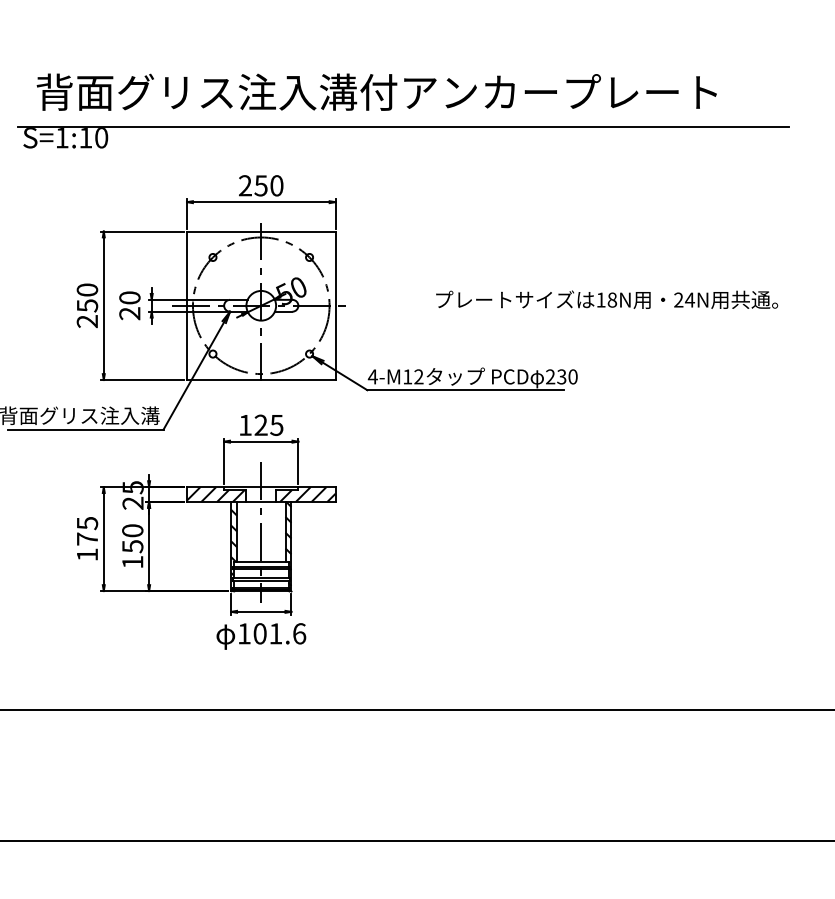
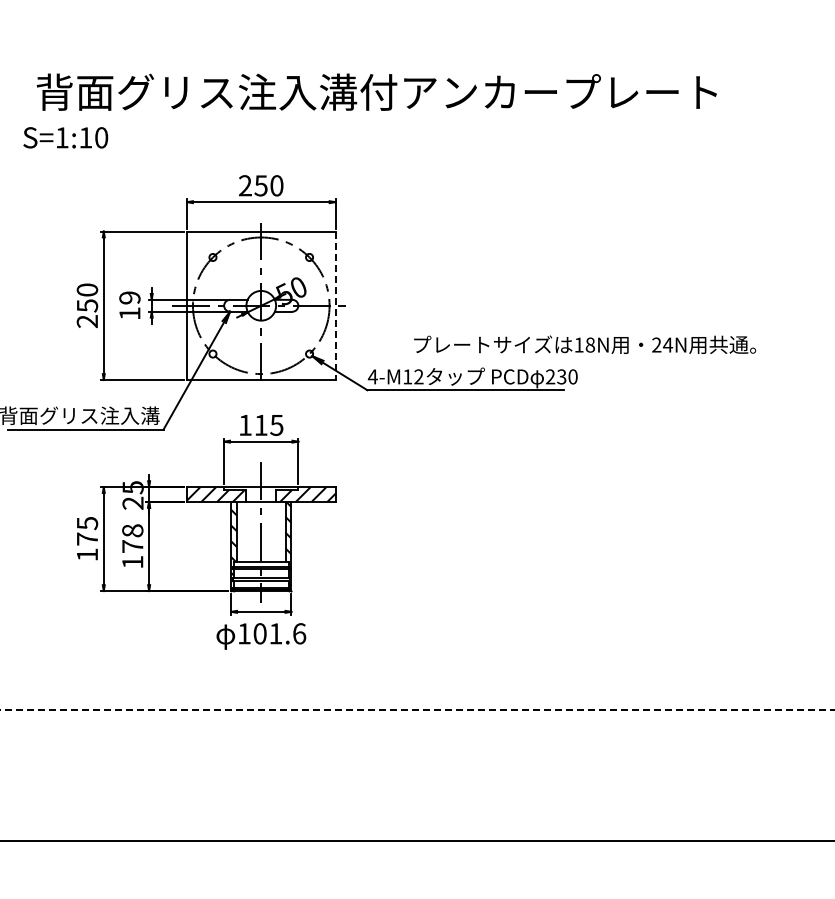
line: present -> none (403, 126)
text position: (607, 299) -> (585, 344) (585, 344)
text: 20 -> 19 (129, 305)
line: solid -> dashed (335, 306)
text: 125 -> 115 (260, 424)
text: 150 -> 178 (132, 538)
line: solid -> dashed (417, 710)
